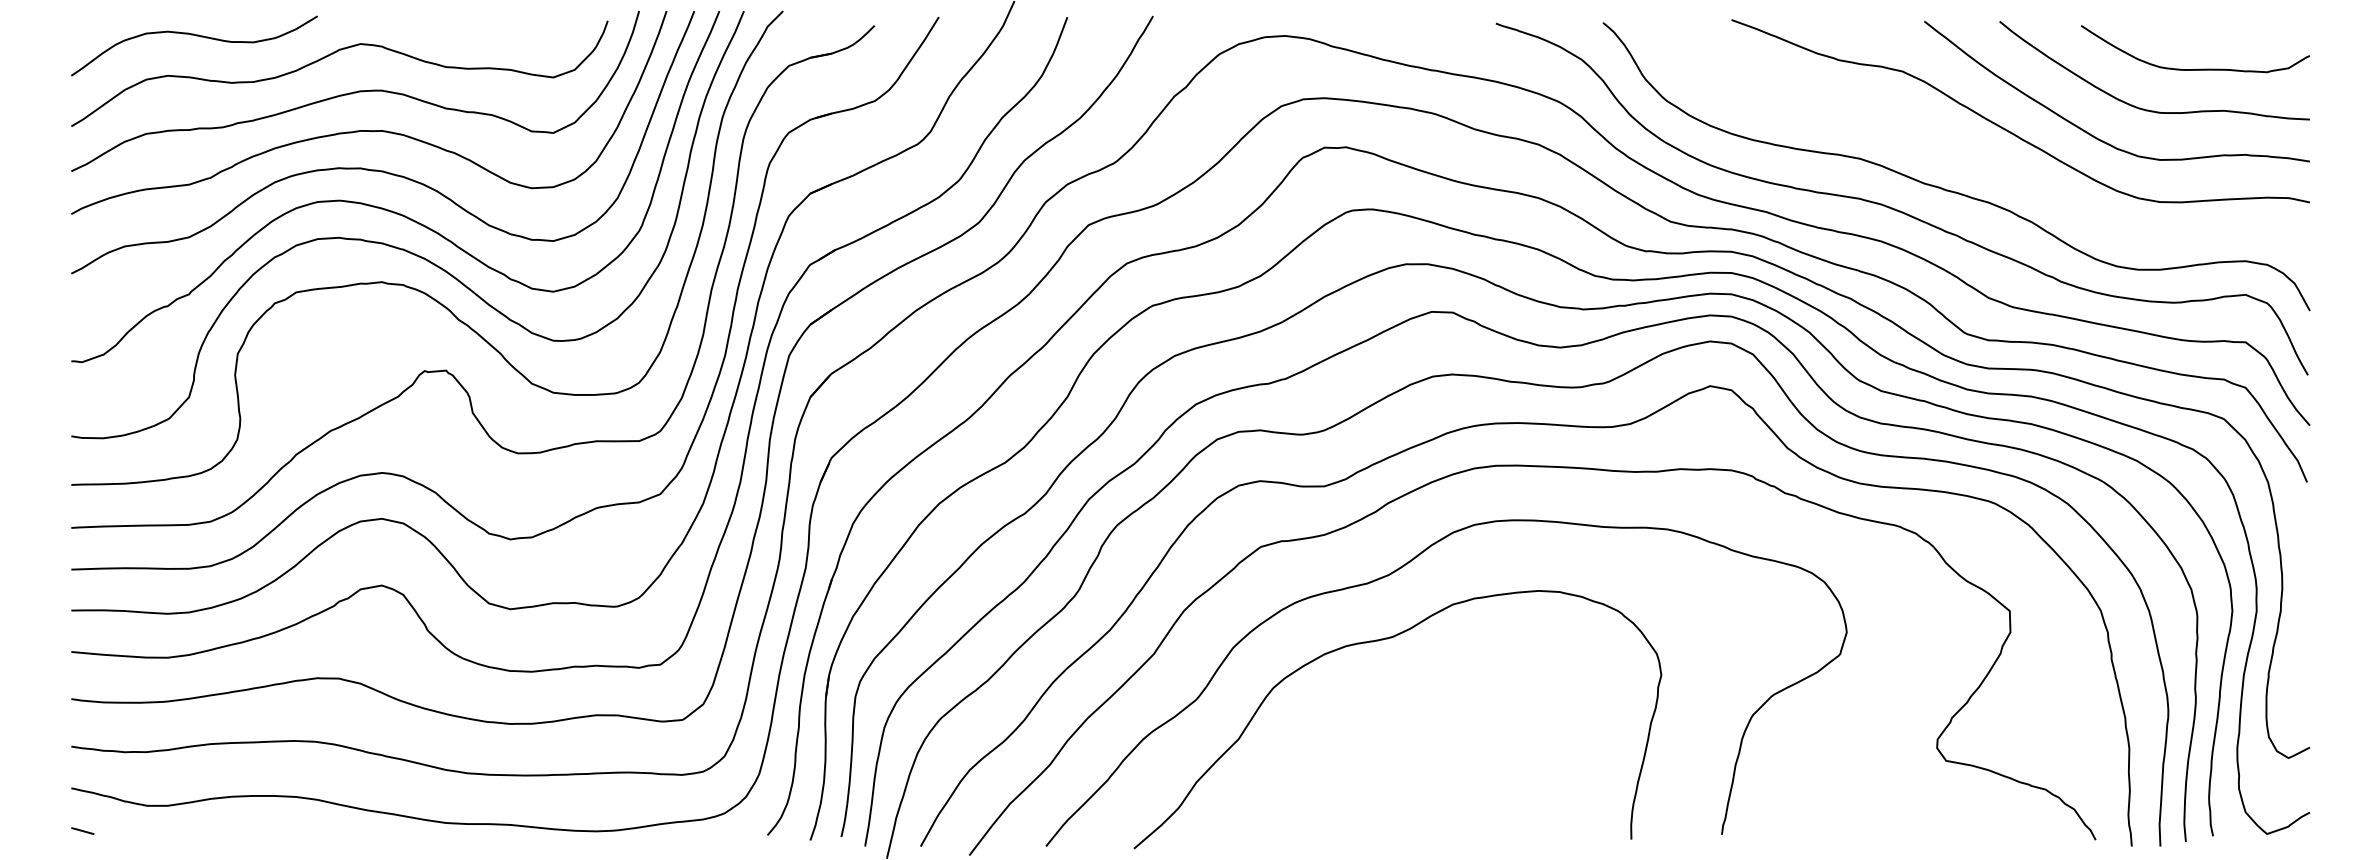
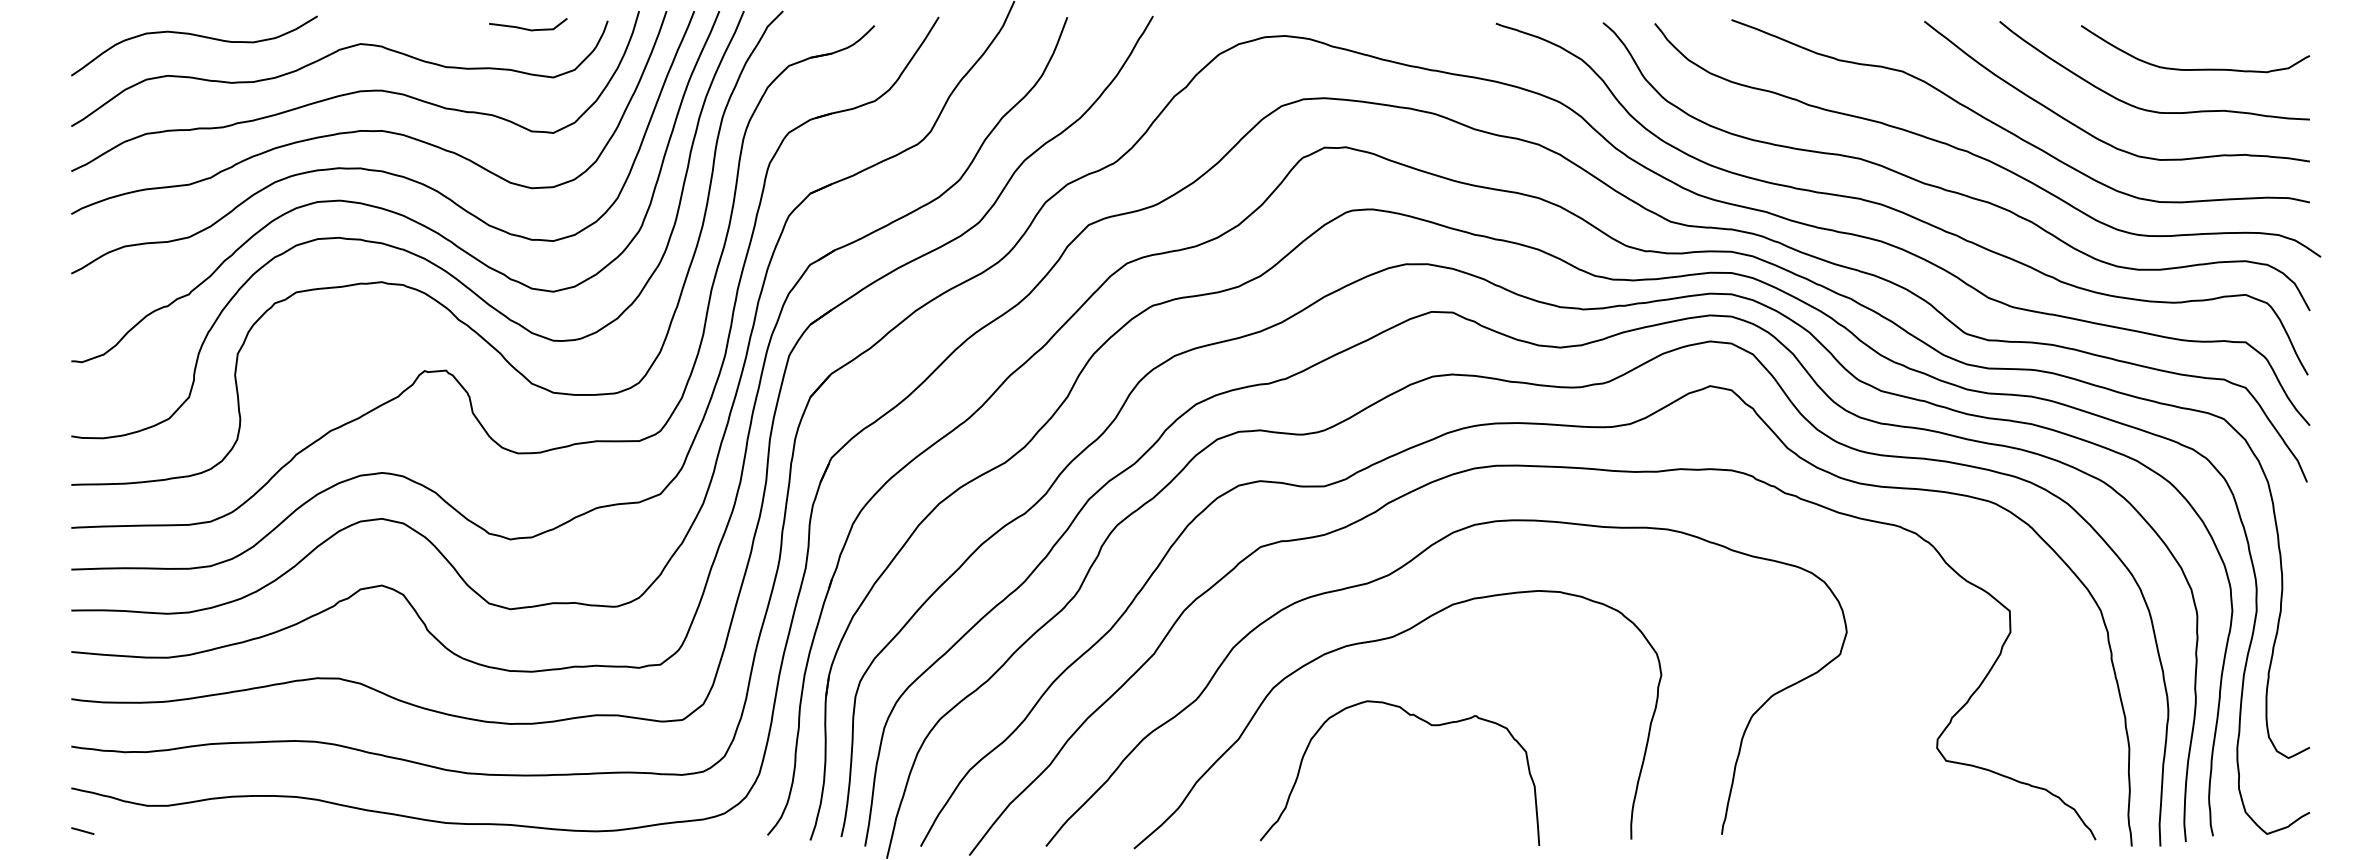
curve: none -> present (528, 28)
curve: none -> present (1981, 156)
curve: none -> present (1431, 726)
